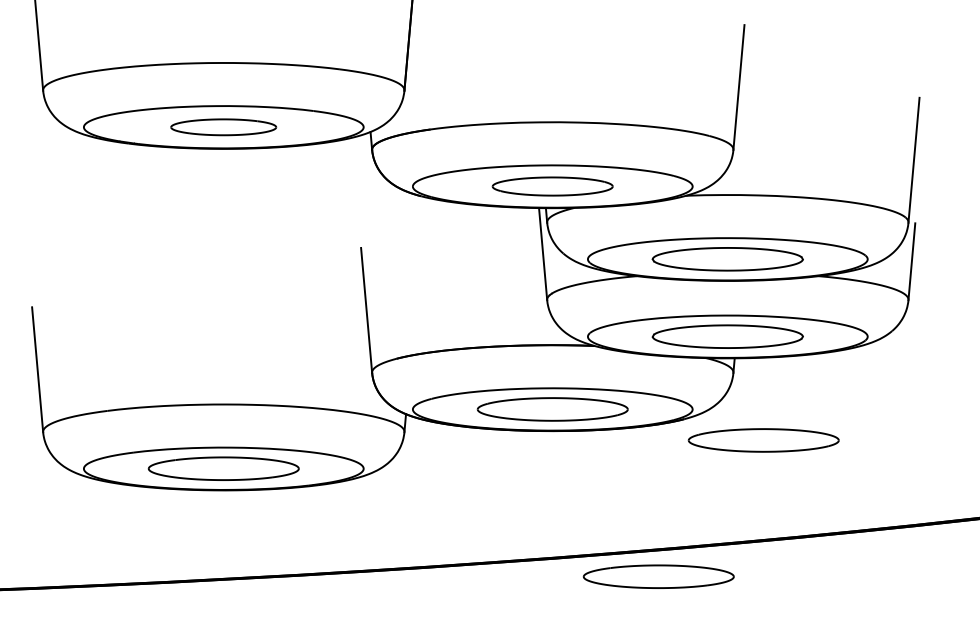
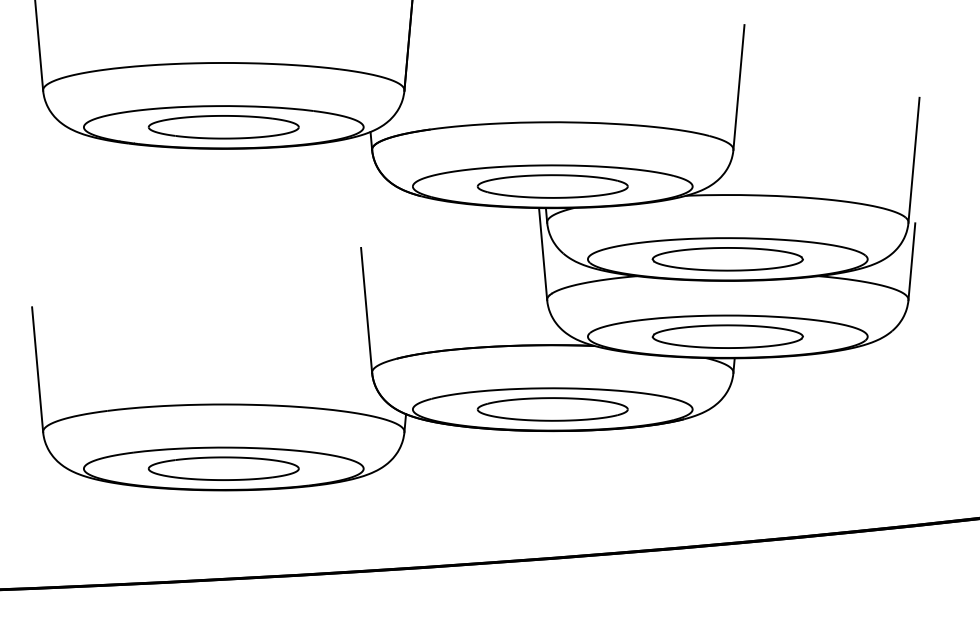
part size: 108x19 px -> 153x25 px (223, 127)
part size: 123x21 px -> 153x25 px (552, 186)
part: present -> none (763, 440)
part: present -> none (658, 576)
